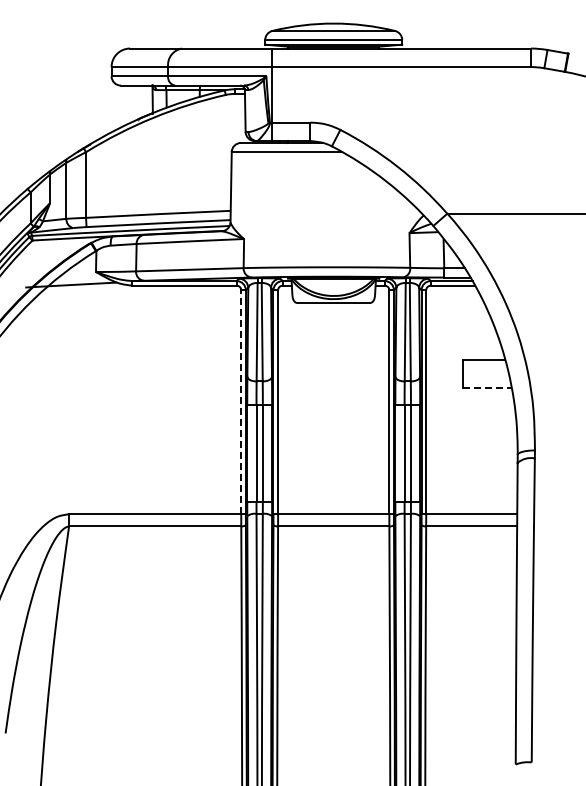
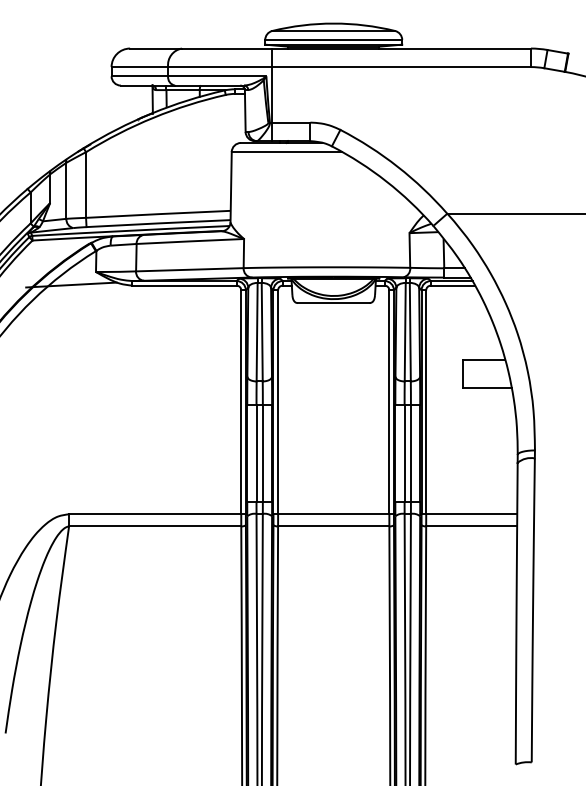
line: dashed -> solid (487, 388)
line: dashed -> solid (241, 402)
